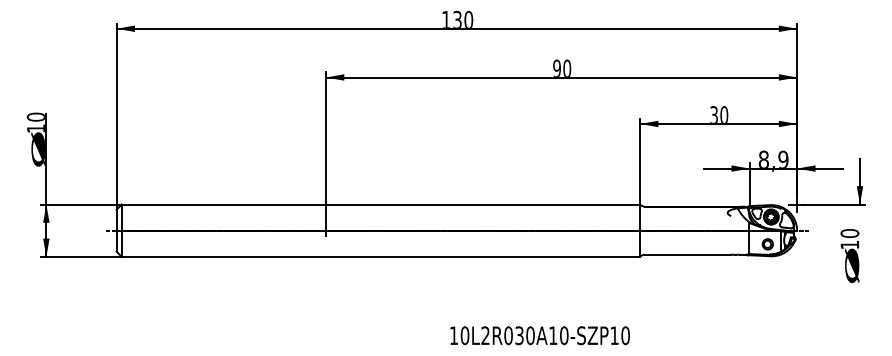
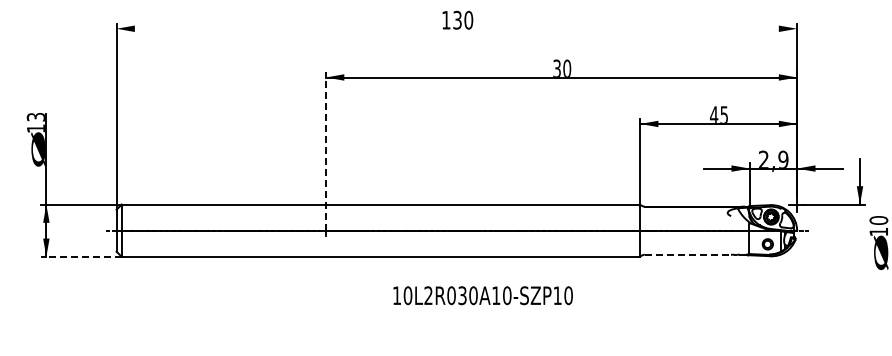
line: present -> none (456, 28)
text: 90 -> 30 (556, 67)
text: 30 -> 45 (718, 114)
text: 10 -> 13 (35, 116)
line: solid -> dashed (325, 150)
text: 8,9 -> 2,9 (763, 158)
line: solid -> dashed (688, 254)
line: solid -> dashed (80, 256)
text position: (849, 256) -> (878, 243) (878, 243)
text position: (539, 335) -> (482, 295) (482, 295)
